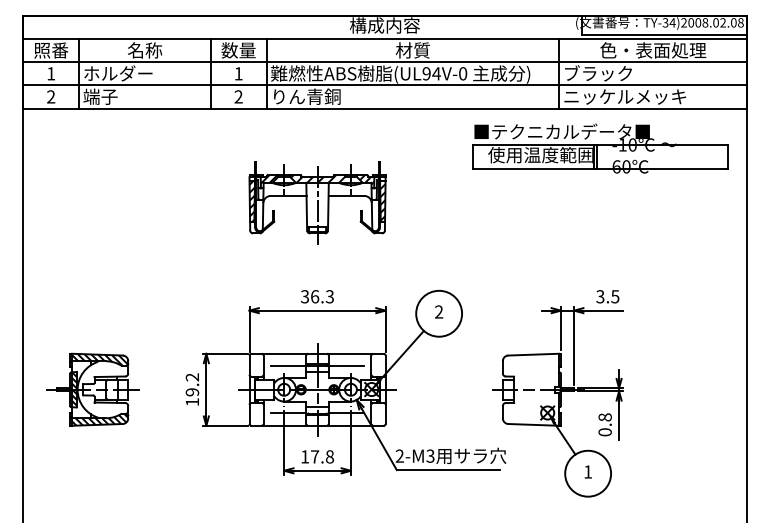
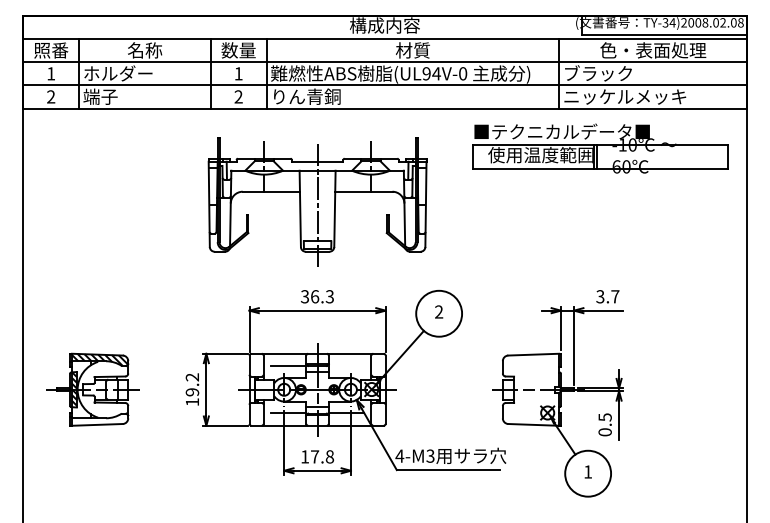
part size: 139x84 px -> 221x130 px (317, 201)
text: 3.5 -> 3.7 (615, 296)
line: present -> none (346, 366)
text: 0.8 -> 0.5 (604, 417)
hatch: present -> none (100, 419)
text: 2-M3 -> 4-M3 (399, 455)
